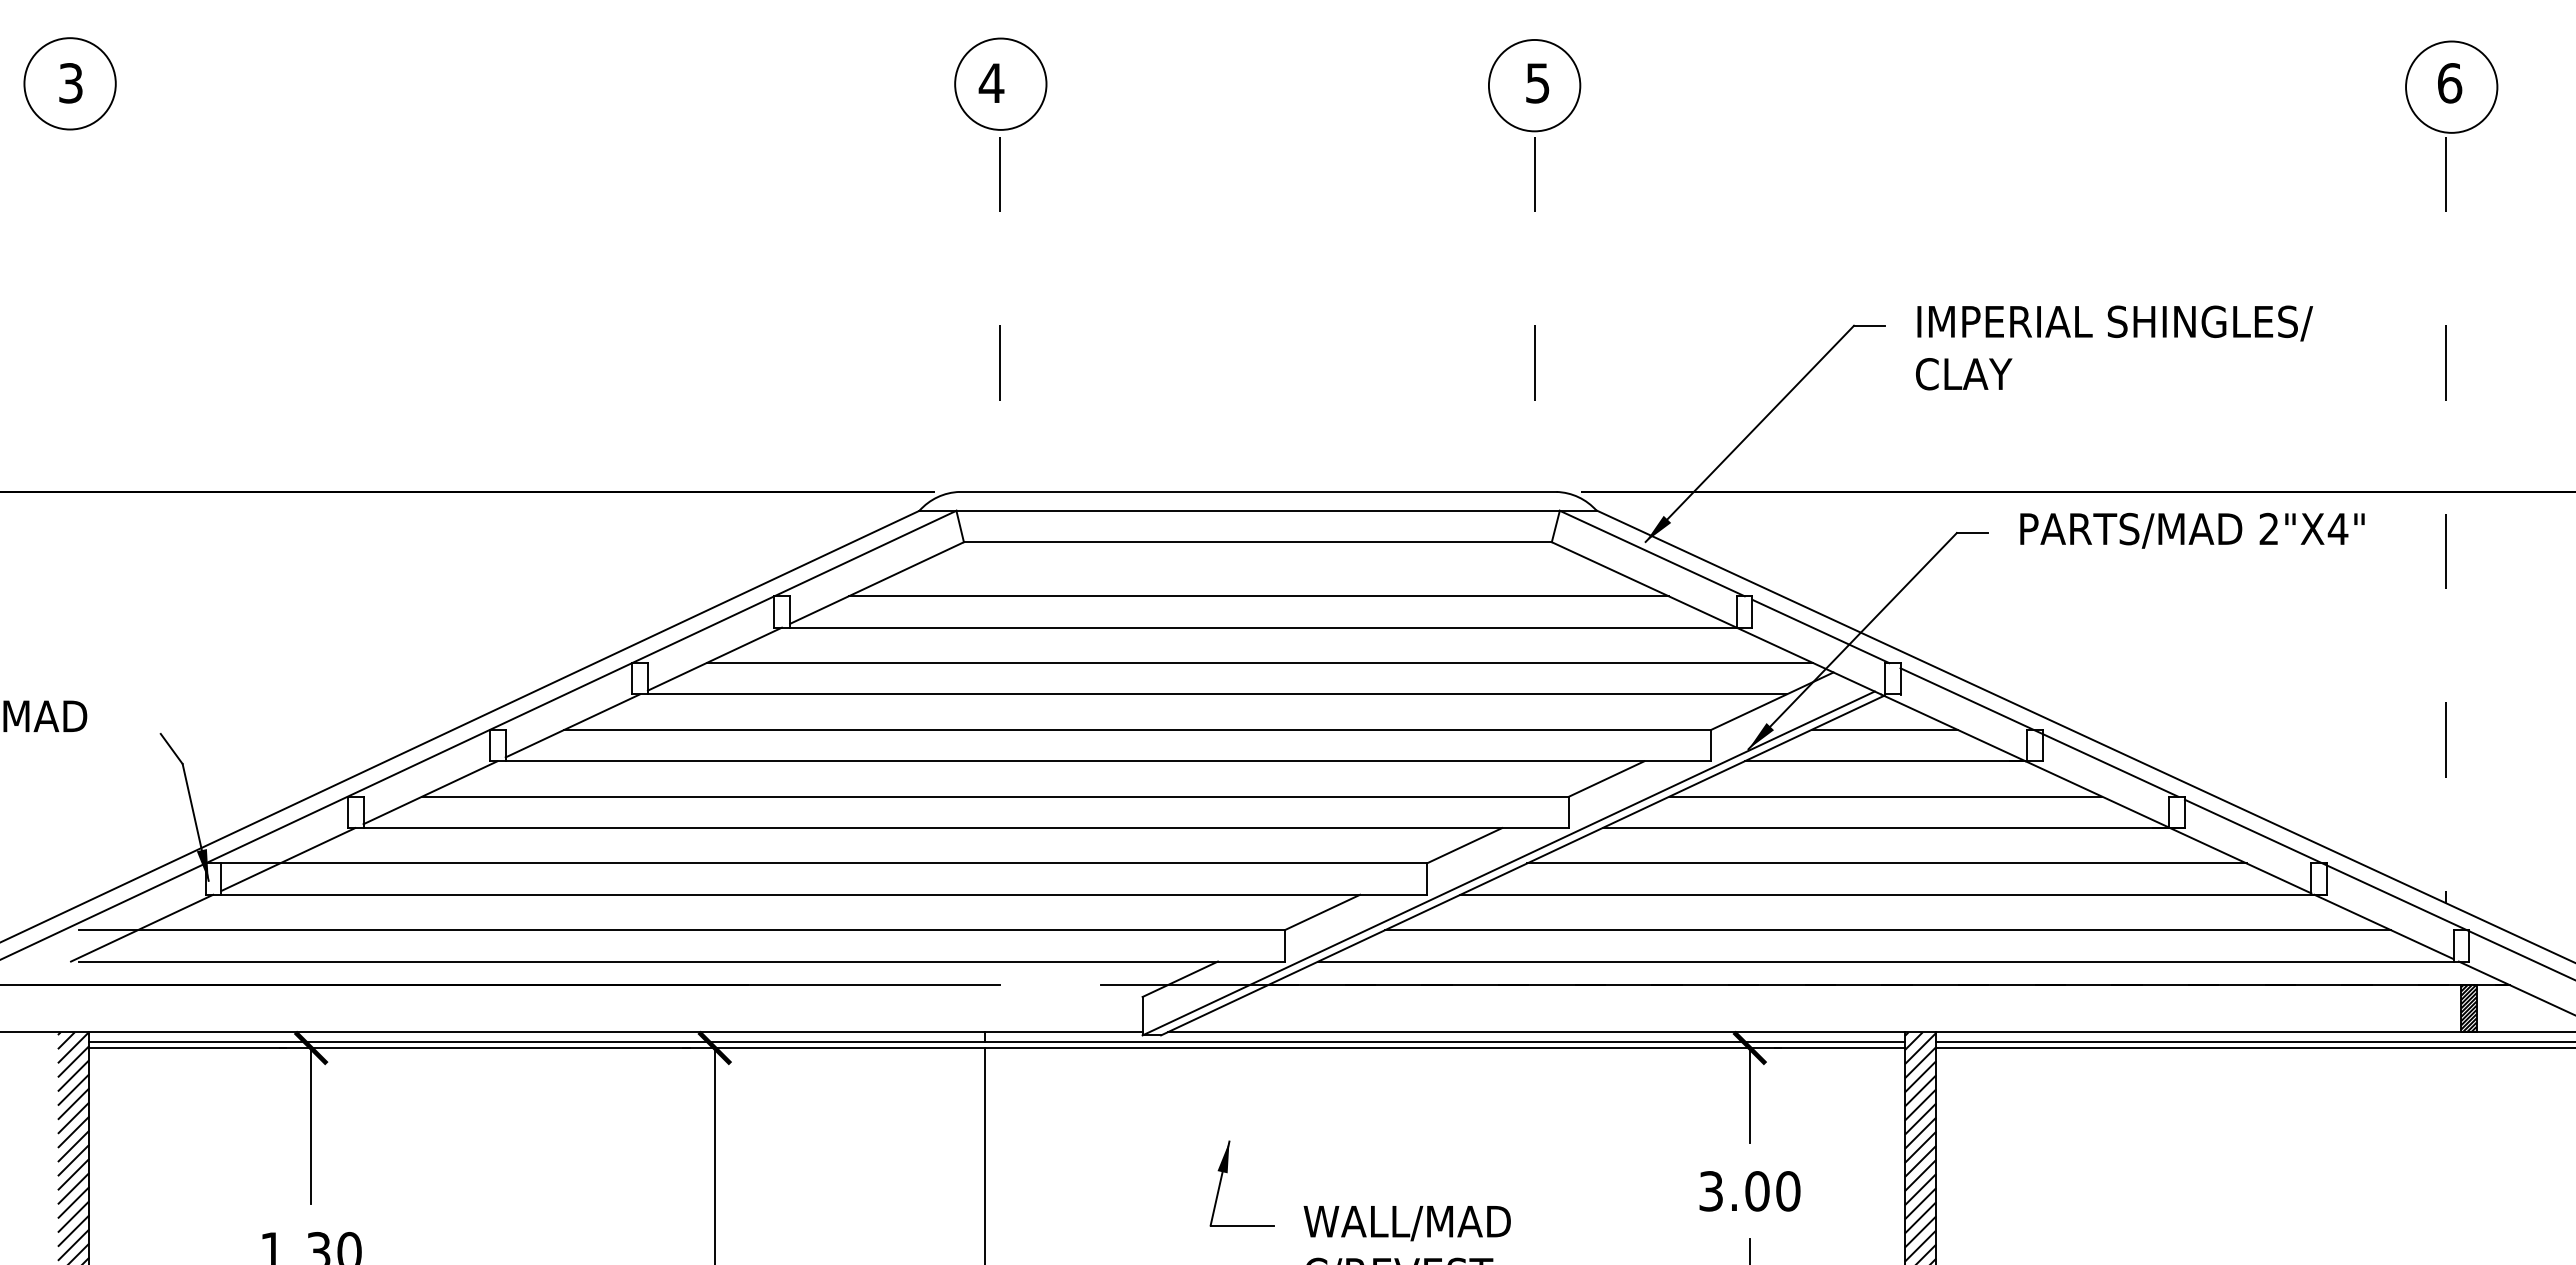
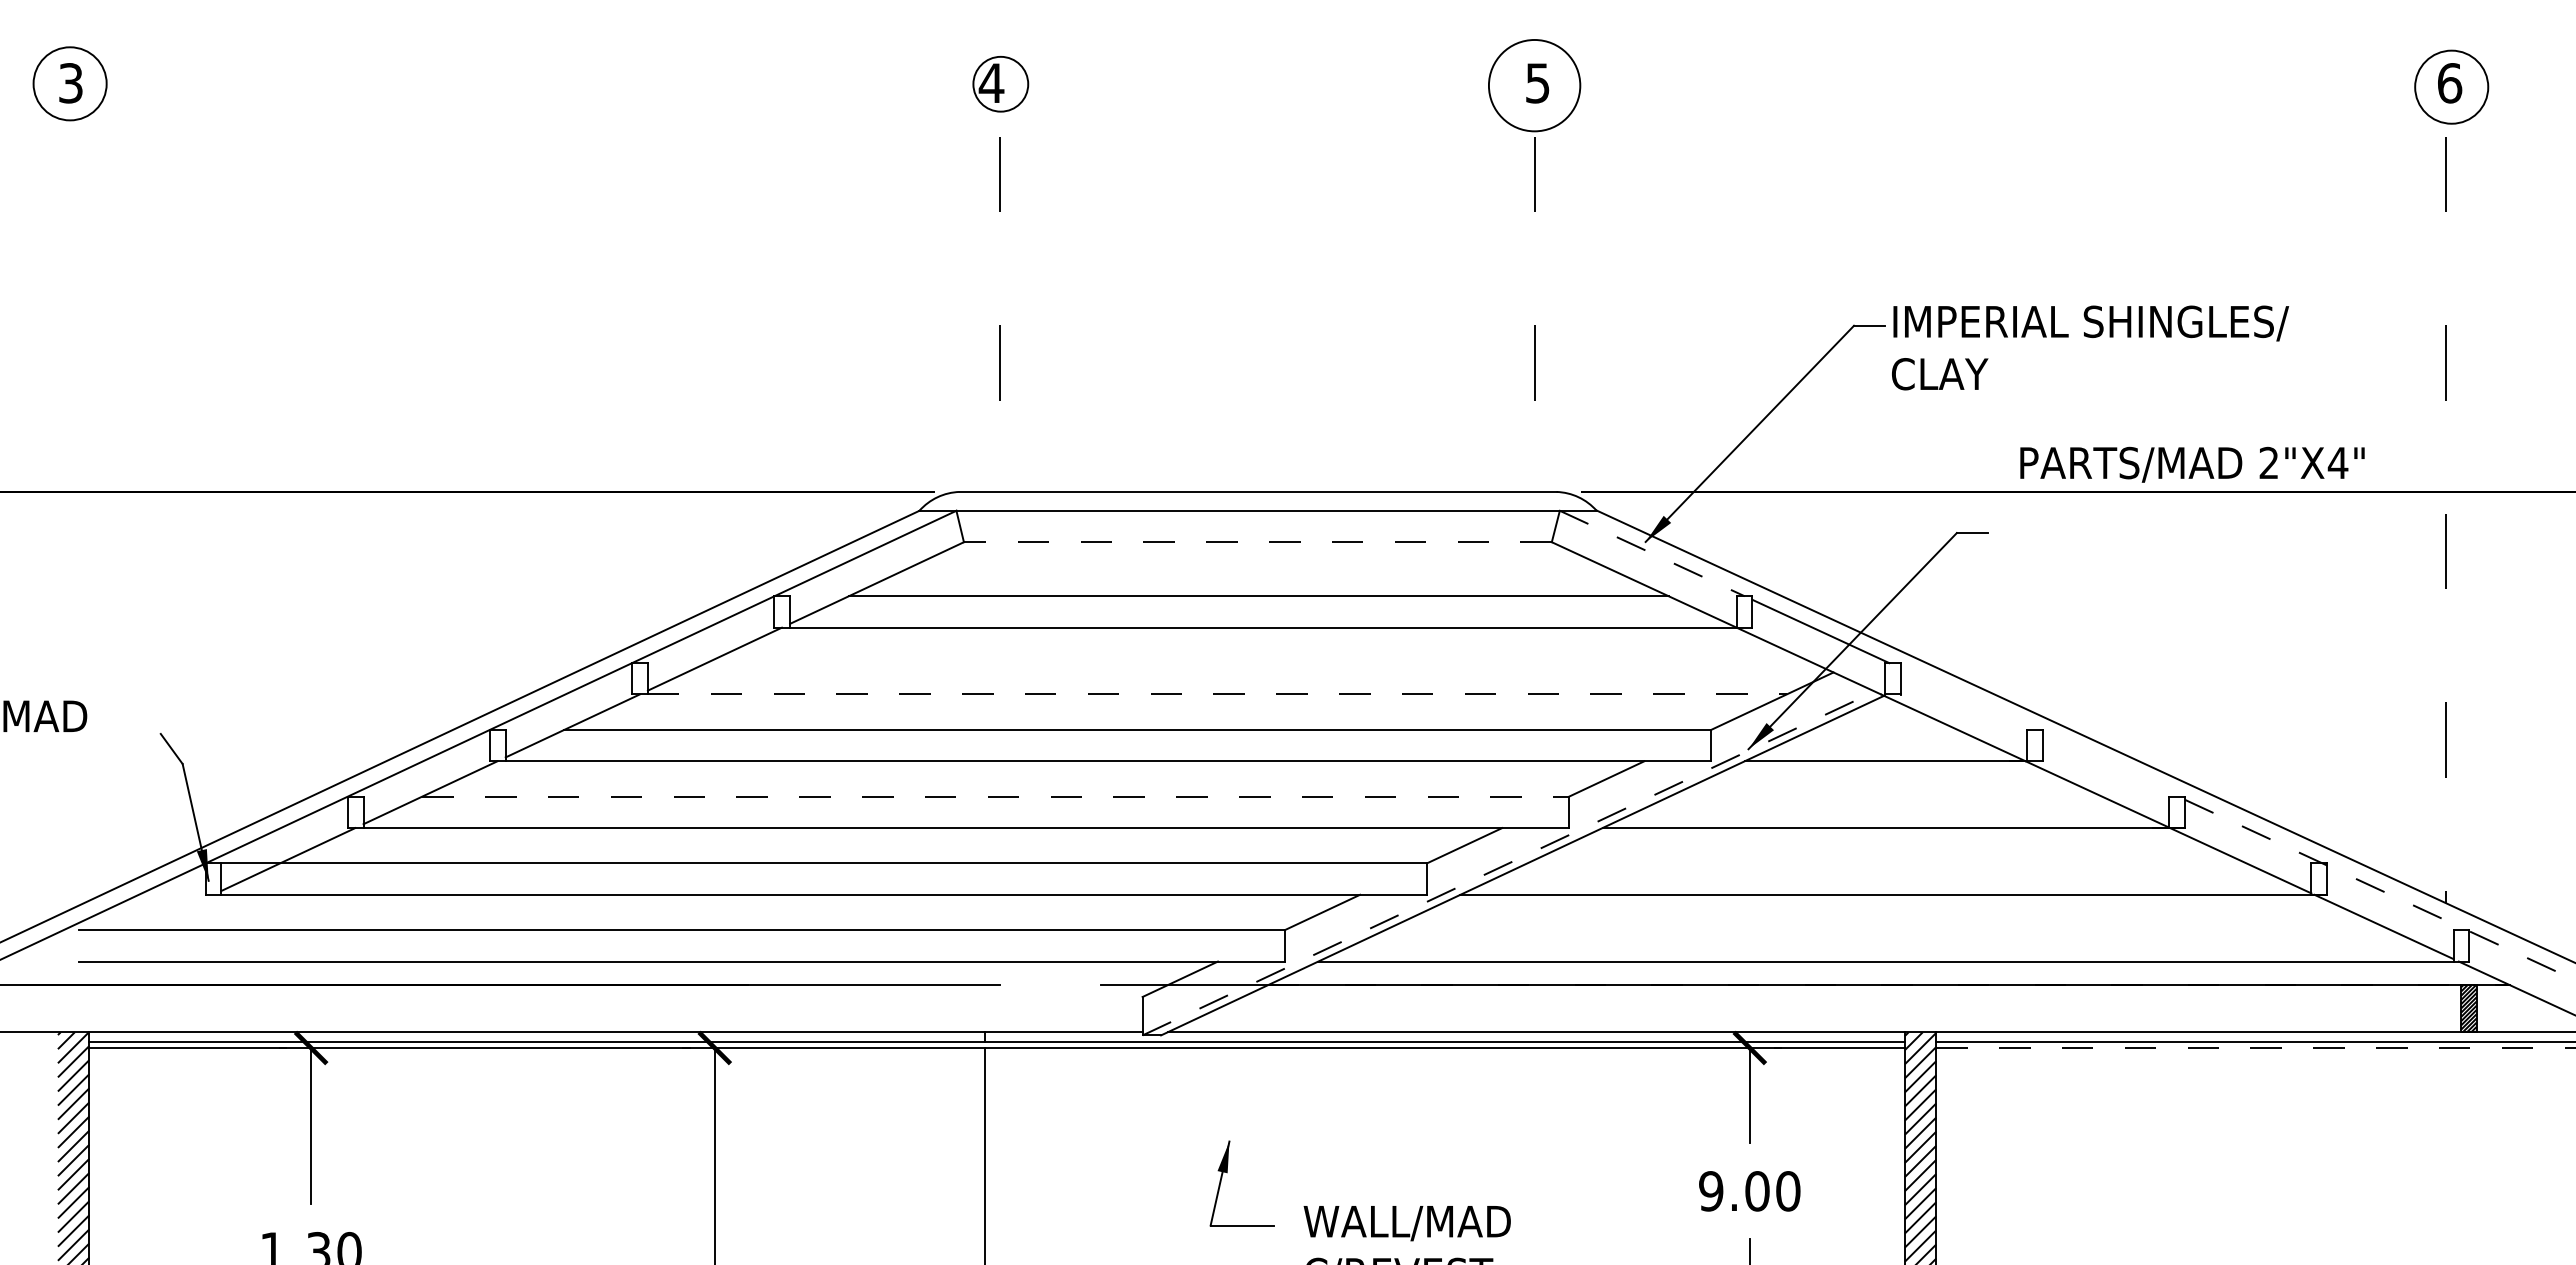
circle diameter: 91 px -> 73 px (69, 83)
circle diameter: 91 px -> 55 px (1000, 83)
circle diameter: 91 px -> 73 px (2451, 86)
text position: (2114, 347) -> (2090, 347) (2090, 347)
text position: (2192, 530) -> (2192, 464) (2192, 464)
line: solid -> dashed (1257, 542)
line: solid -> dashed (1652, 553)
line: present -> none (1259, 663)
line: solid -> dashed (1217, 694)
line: present -> none (1884, 729)
line: present -> none (2039, 732)
line: solid -> dashed (996, 796)
line: present -> none (1885, 796)
line: solid -> dashed (1509, 863)
line: present -> none (1886, 863)
line: solid -> dashed (2380, 890)
line: present -> none (142, 927)
line: present -> none (1887, 930)
line: solid -> dashed (2256, 1048)
text: 3.00 -> 9.00 (1711, 1191)
